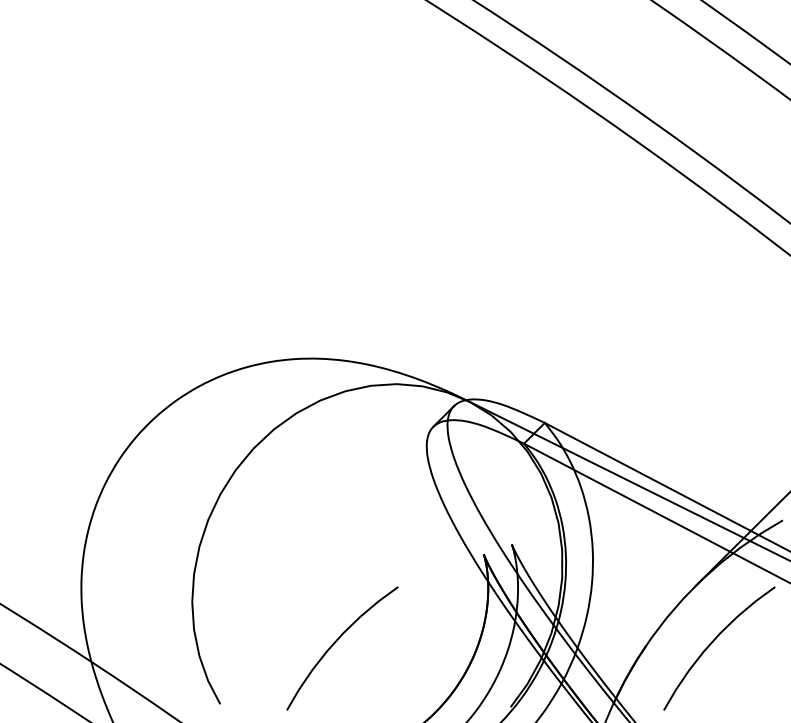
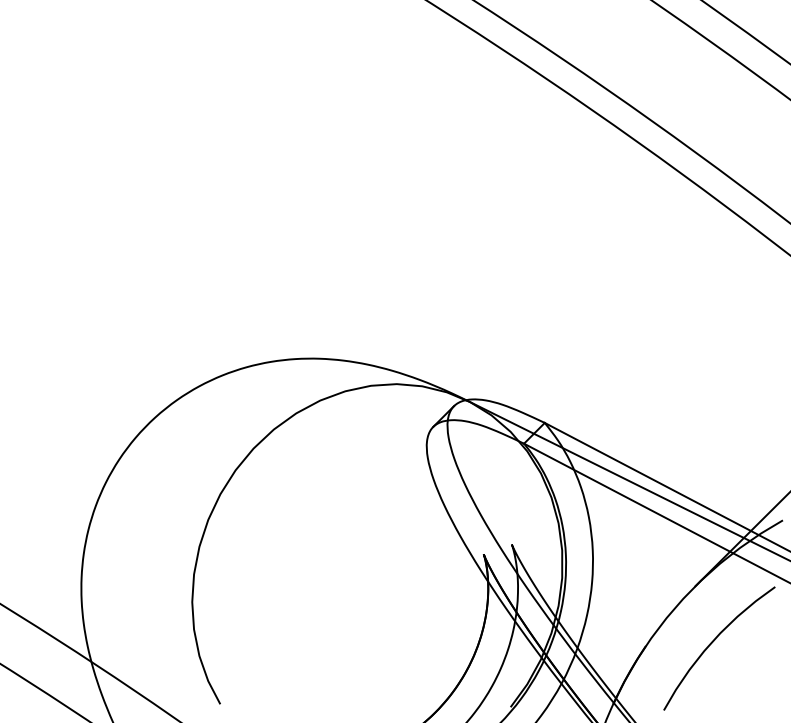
curve: present -> none (336, 642)
